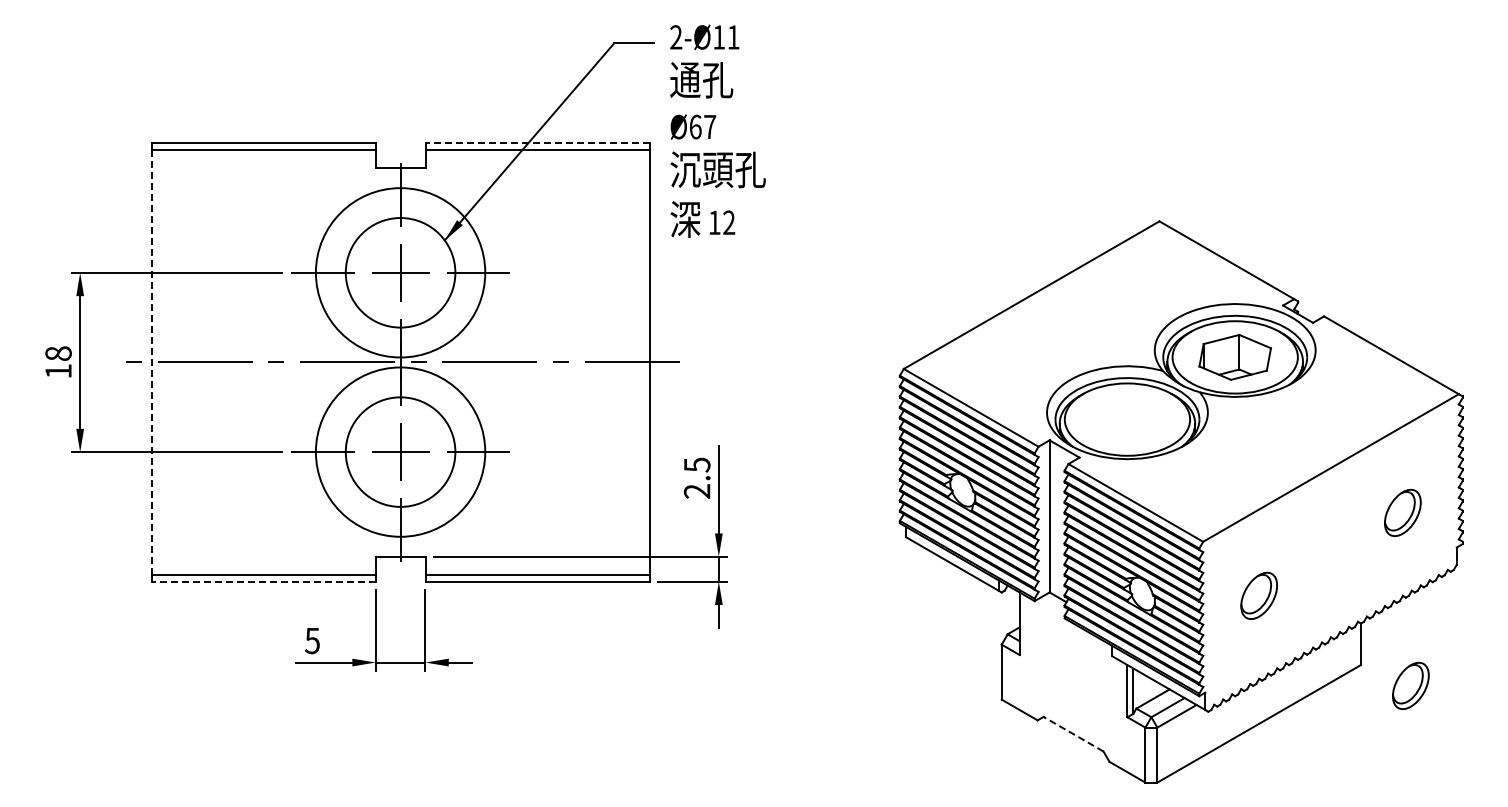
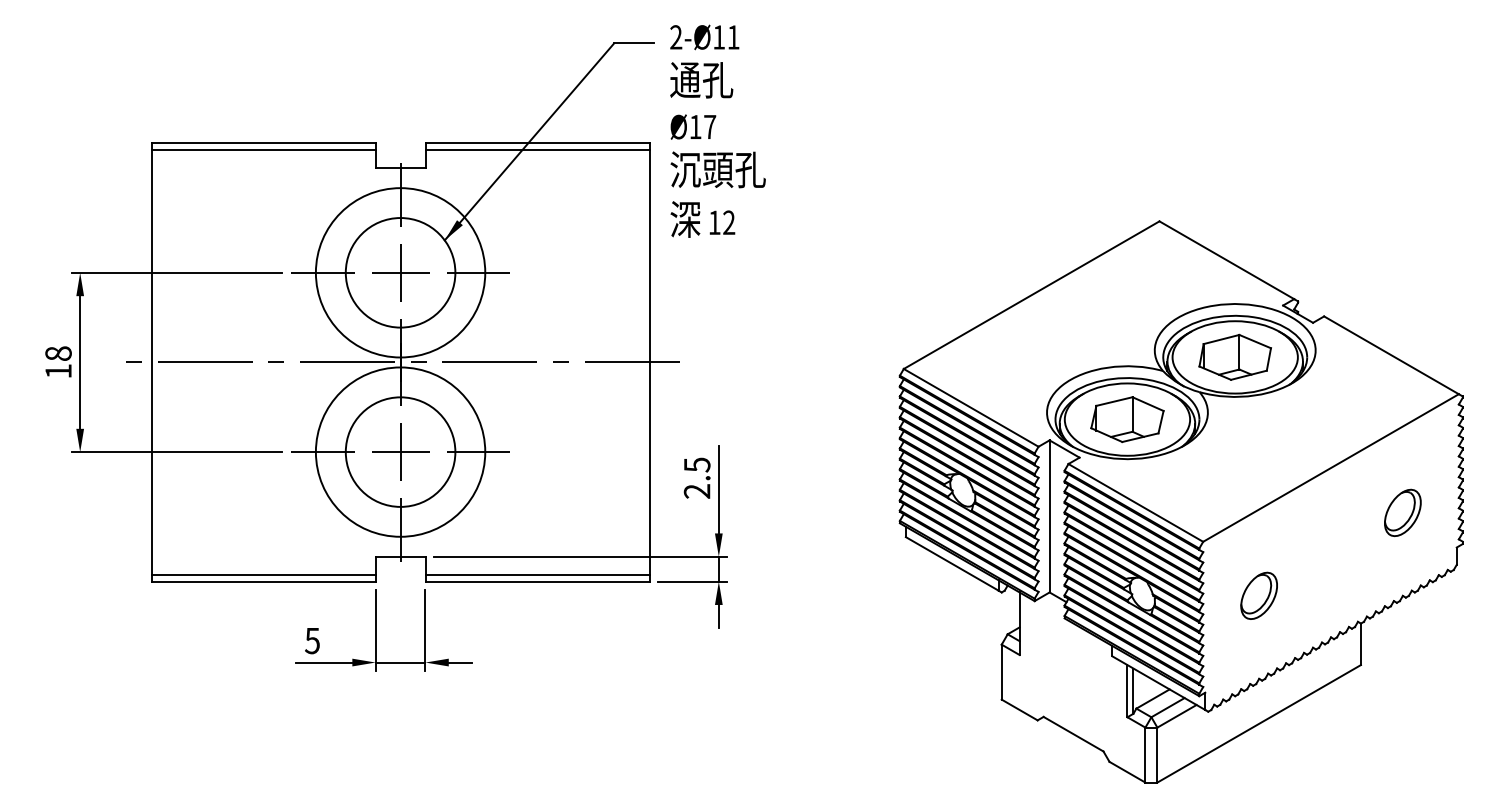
text: Ø67 -> Ø17 (695, 126)
line: dashed -> solid (537, 143)
line: dashed -> solid (151, 362)
part: none -> present (1127, 419)
line: dashed -> solid (263, 581)
part: present -> none (1410, 685)
line: dashed -> solid (1073, 734)
